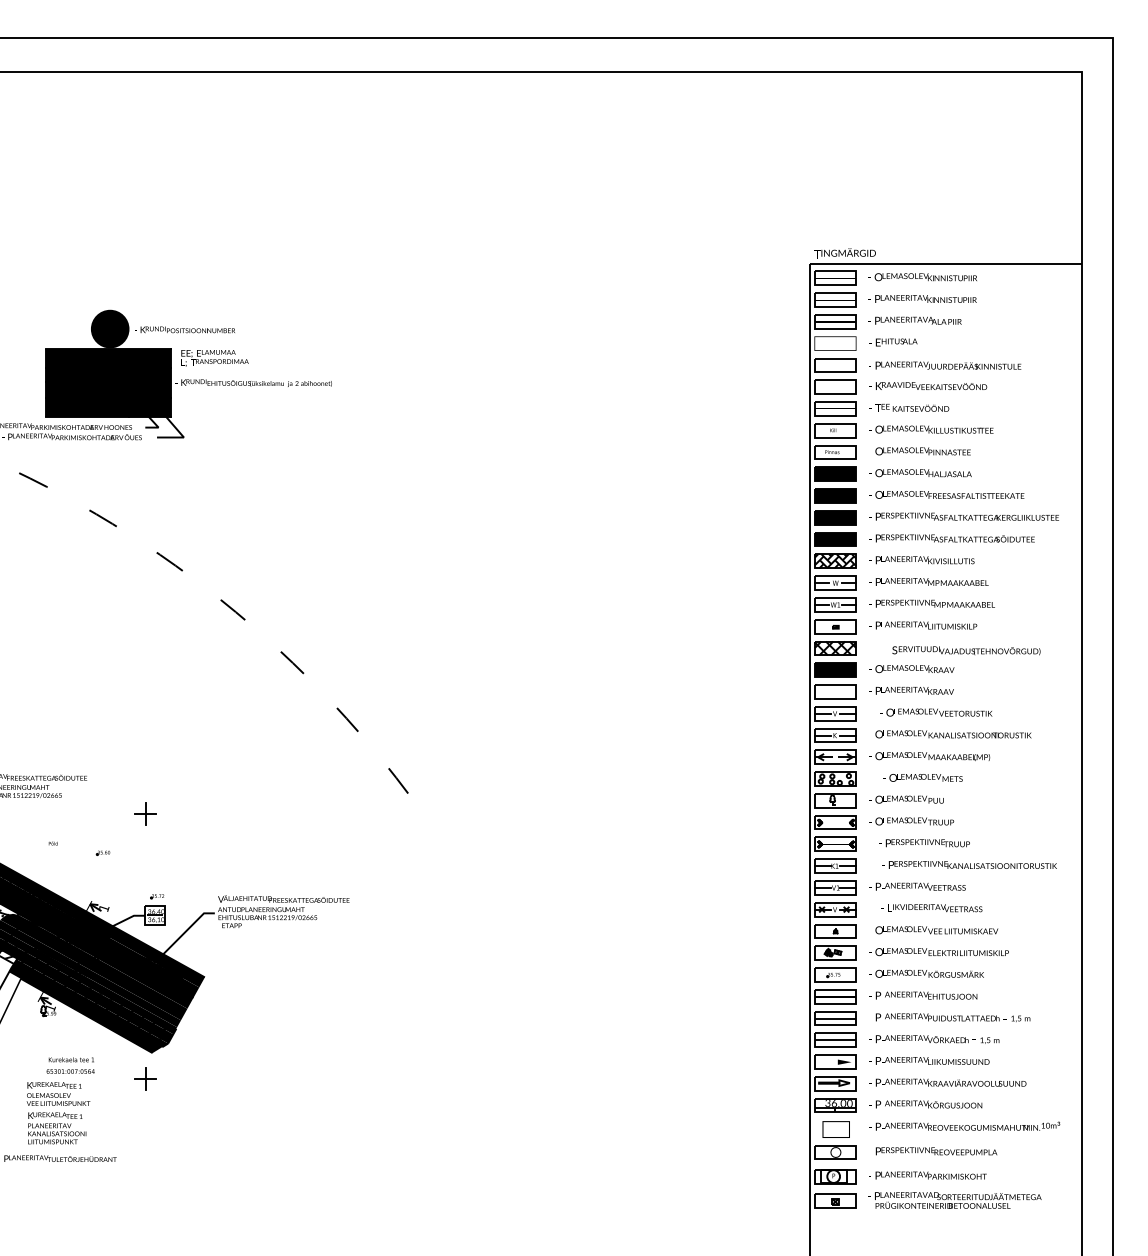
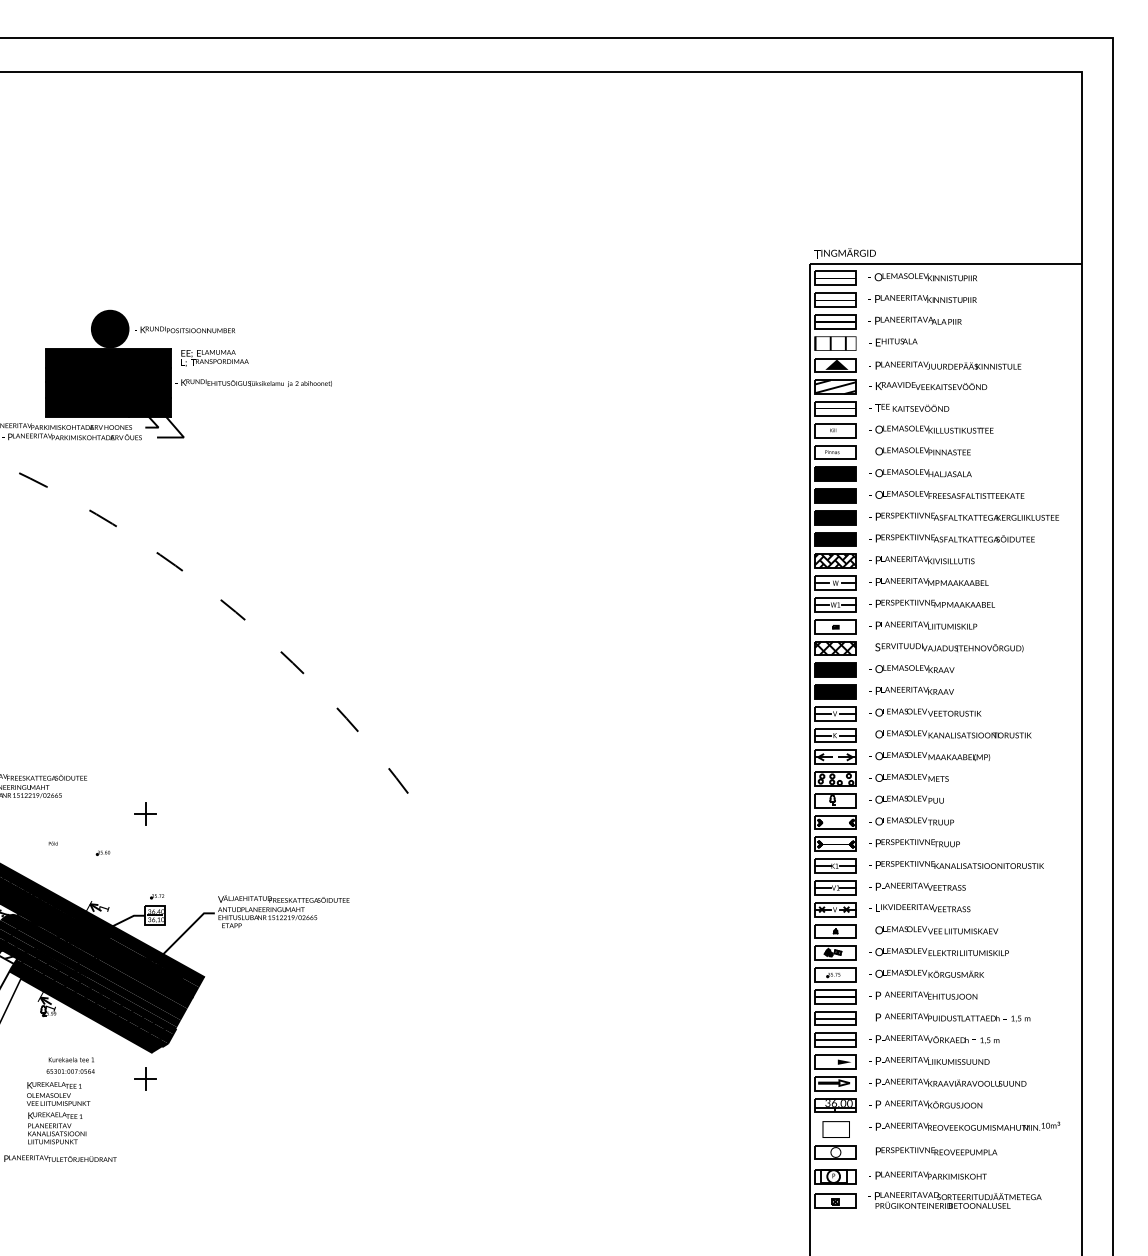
hatch: none -> present (830, 343)
fill: none -> present (836, 364)
hatch: none -> present (835, 387)
text position: (966, 650) -> (949, 647) (949, 647)
fill: none -> present (835, 691)
text position: (936, 712) -> (925, 712) (925, 712)
text position: (922, 777) -> (908, 777) (908, 777)
text position: (924, 843) -> (914, 843) (914, 843)
text position: (969, 864) -> (956, 864) (956, 864)
text position: (931, 908) -> (919, 908) (919, 908)
